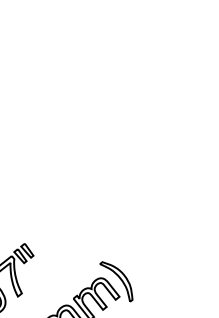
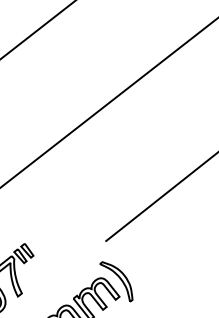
line: none -> present (37, 29)
line: none -> present (108, 102)
line: none -> present (160, 197)
